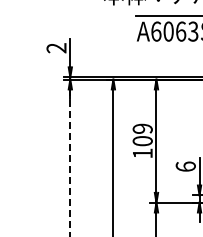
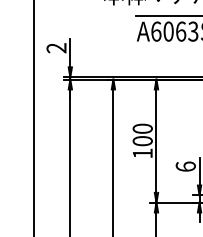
line: none -> present (34, 117)
text: 109 -> 100 (142, 128)
line: dashed -> solid (70, 163)
